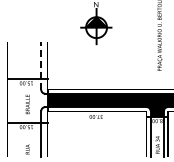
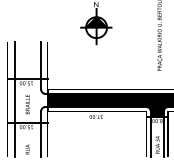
line: dashed -> solid (41, 65)
line: none -> present (14, 98)
